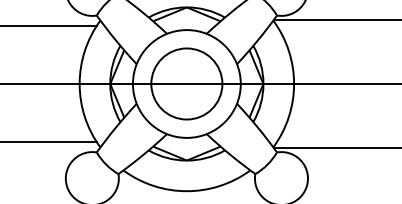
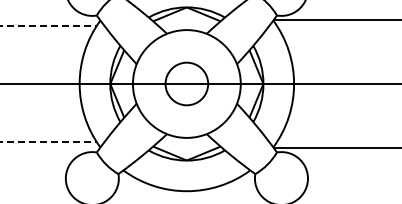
line: solid -> dashed (49, 25)
circle diameter: 71 px -> 43 px (186, 83)
line: solid -> dashed (49, 142)
